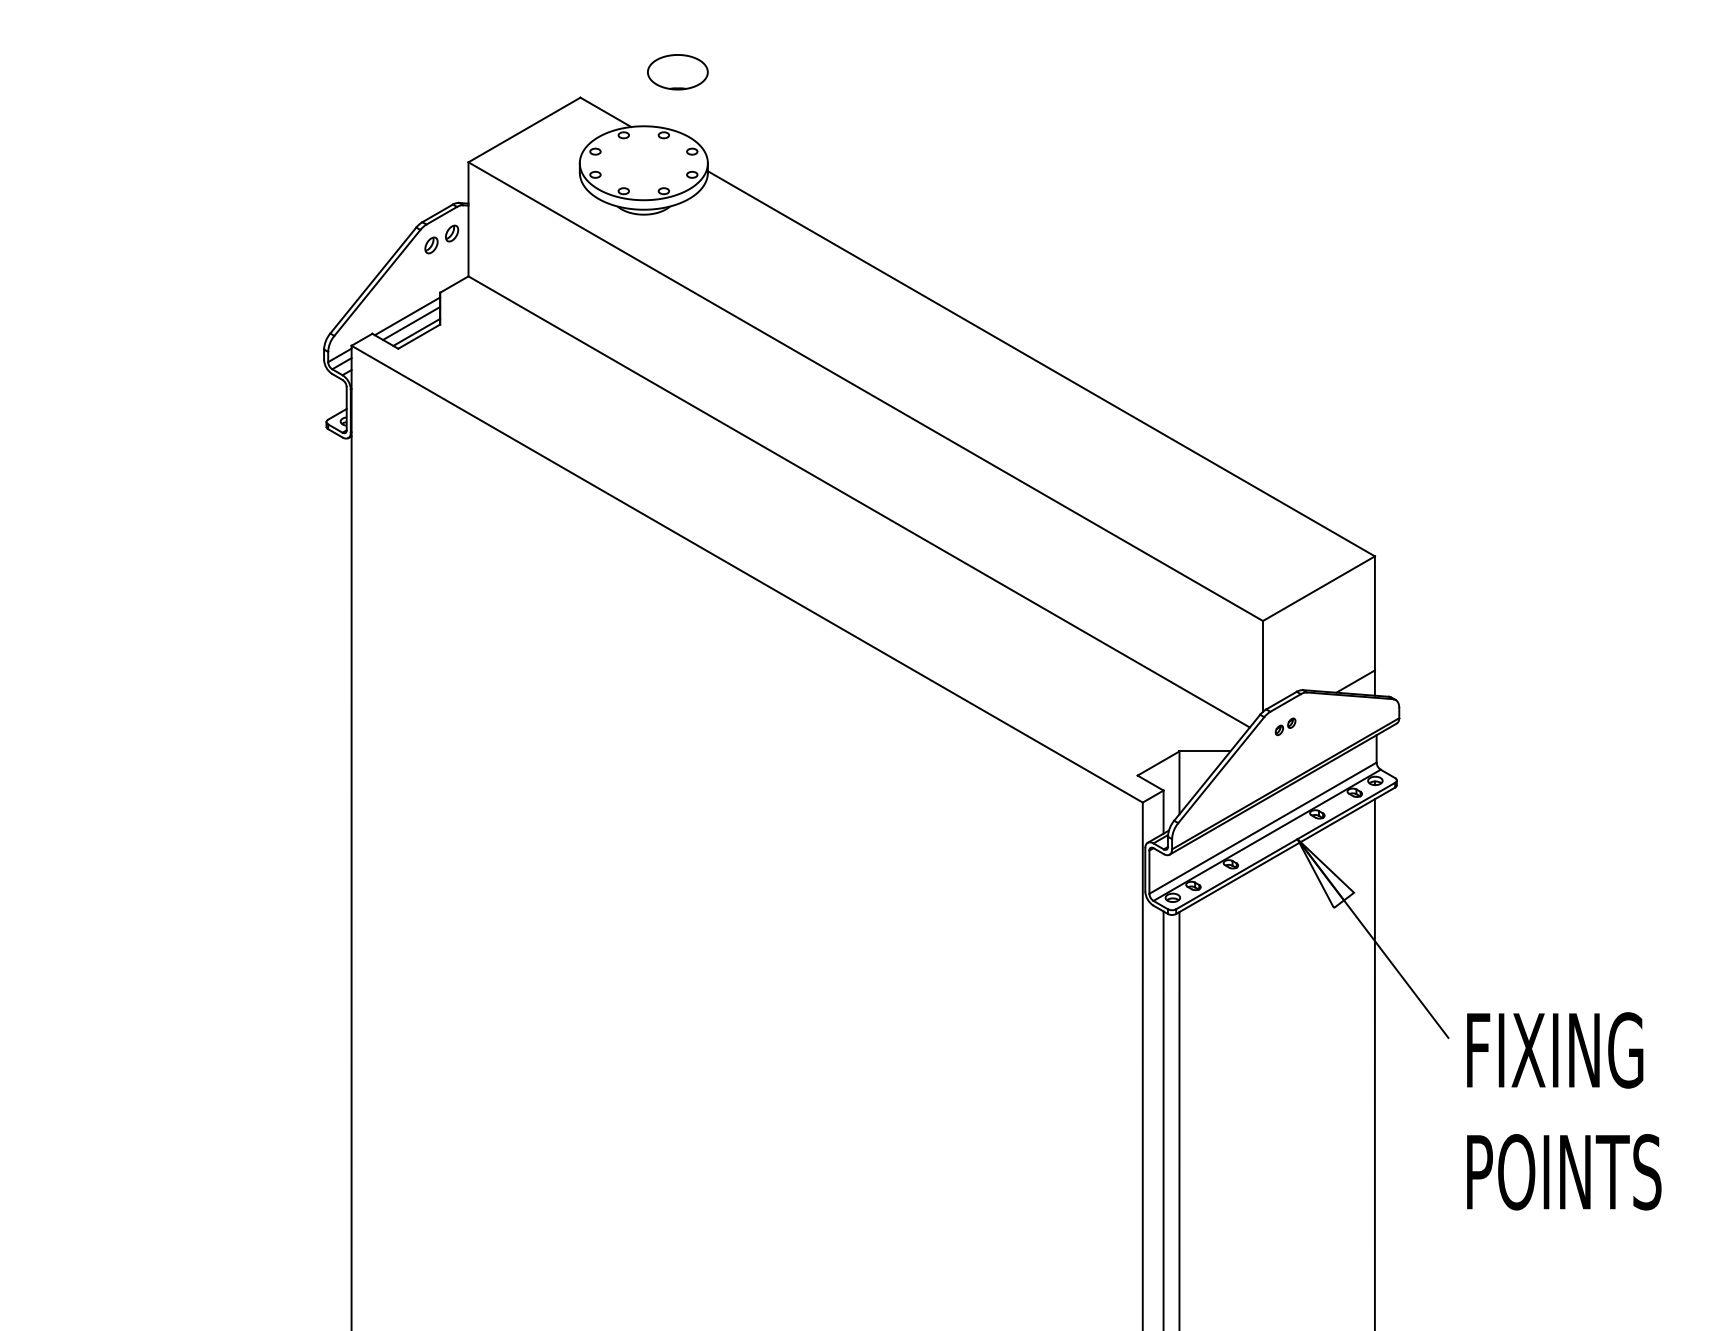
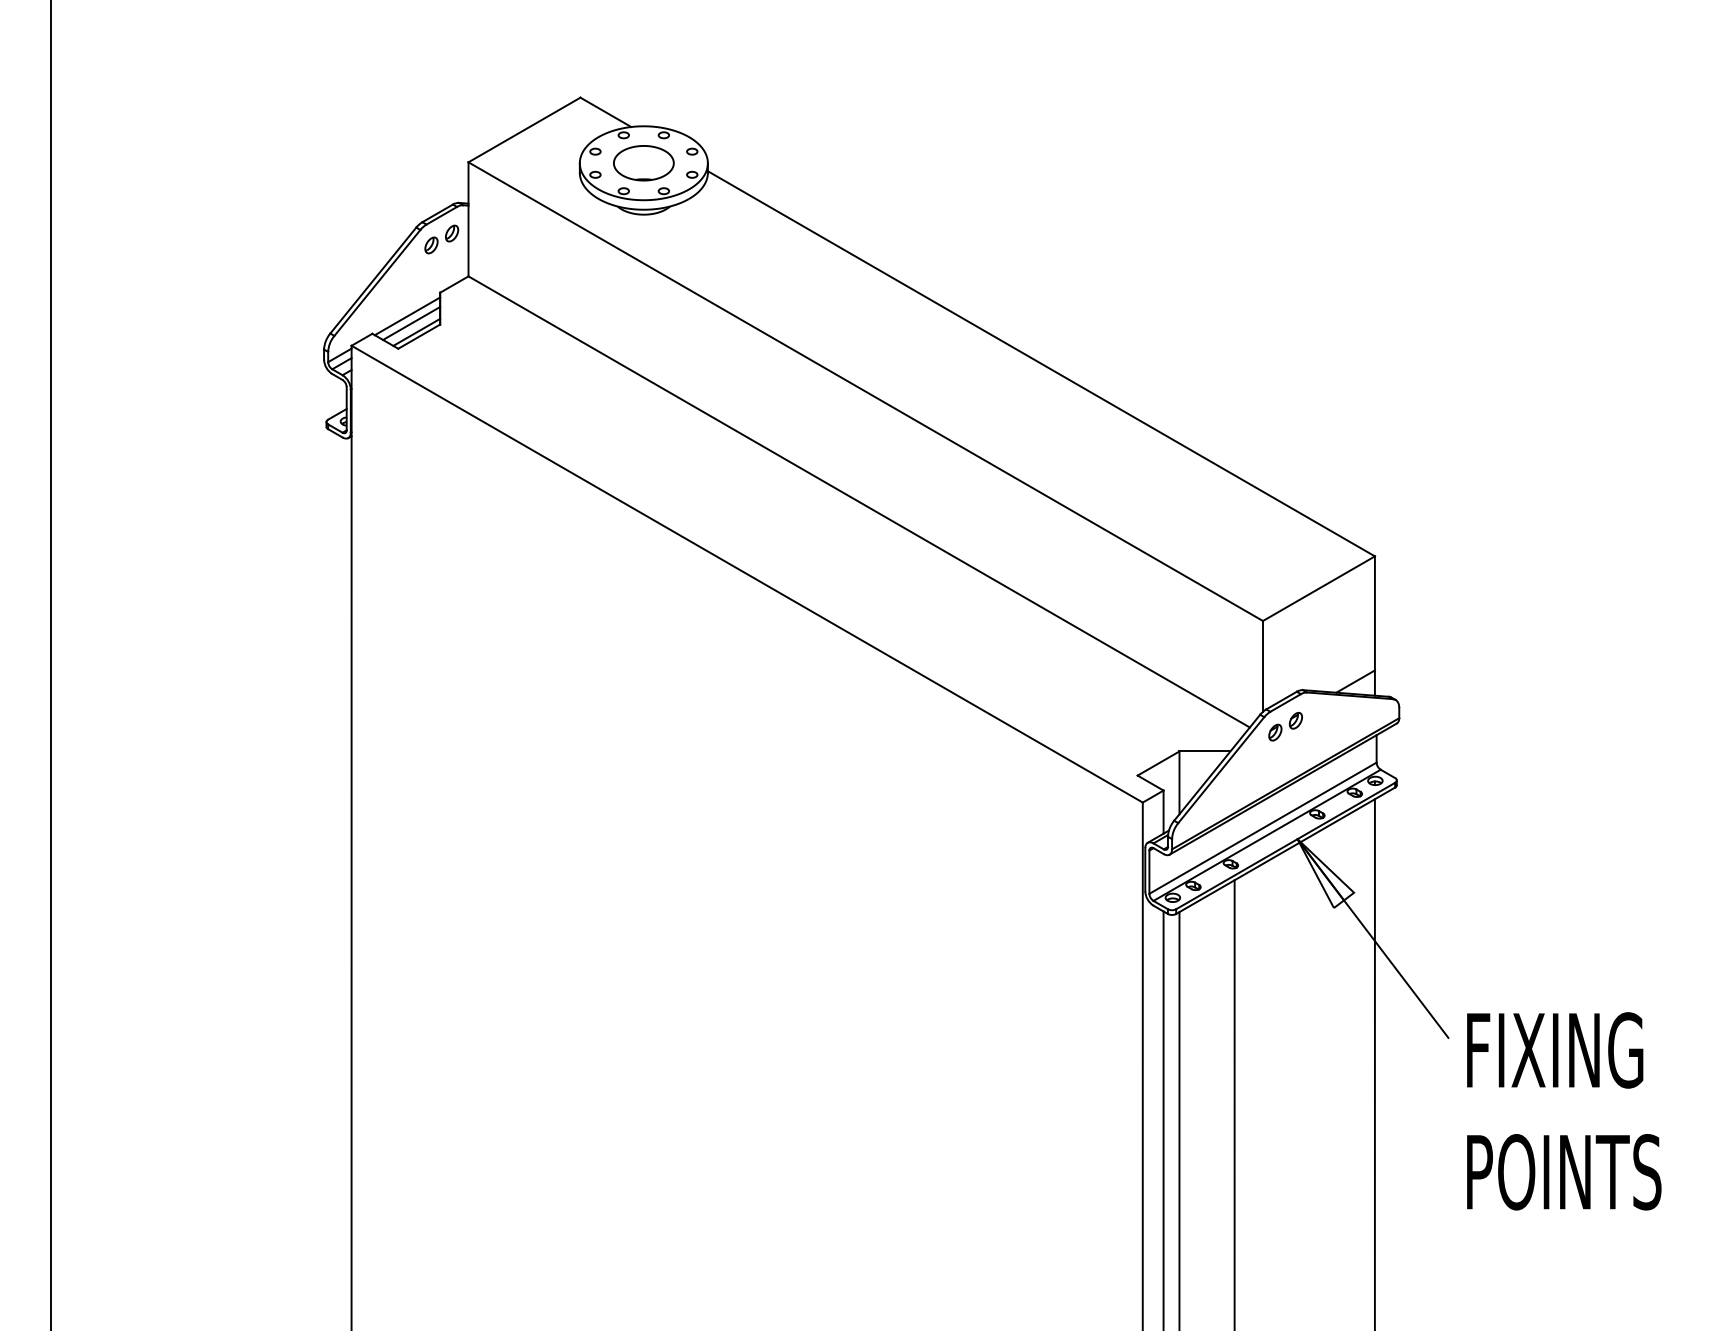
part position: (677, 72) -> (643, 163) (643, 163)
line: none -> present (51, 664)
part size: 23x19 px -> 35x30 px (1285, 726)
line: none -> present (1234, 1103)
